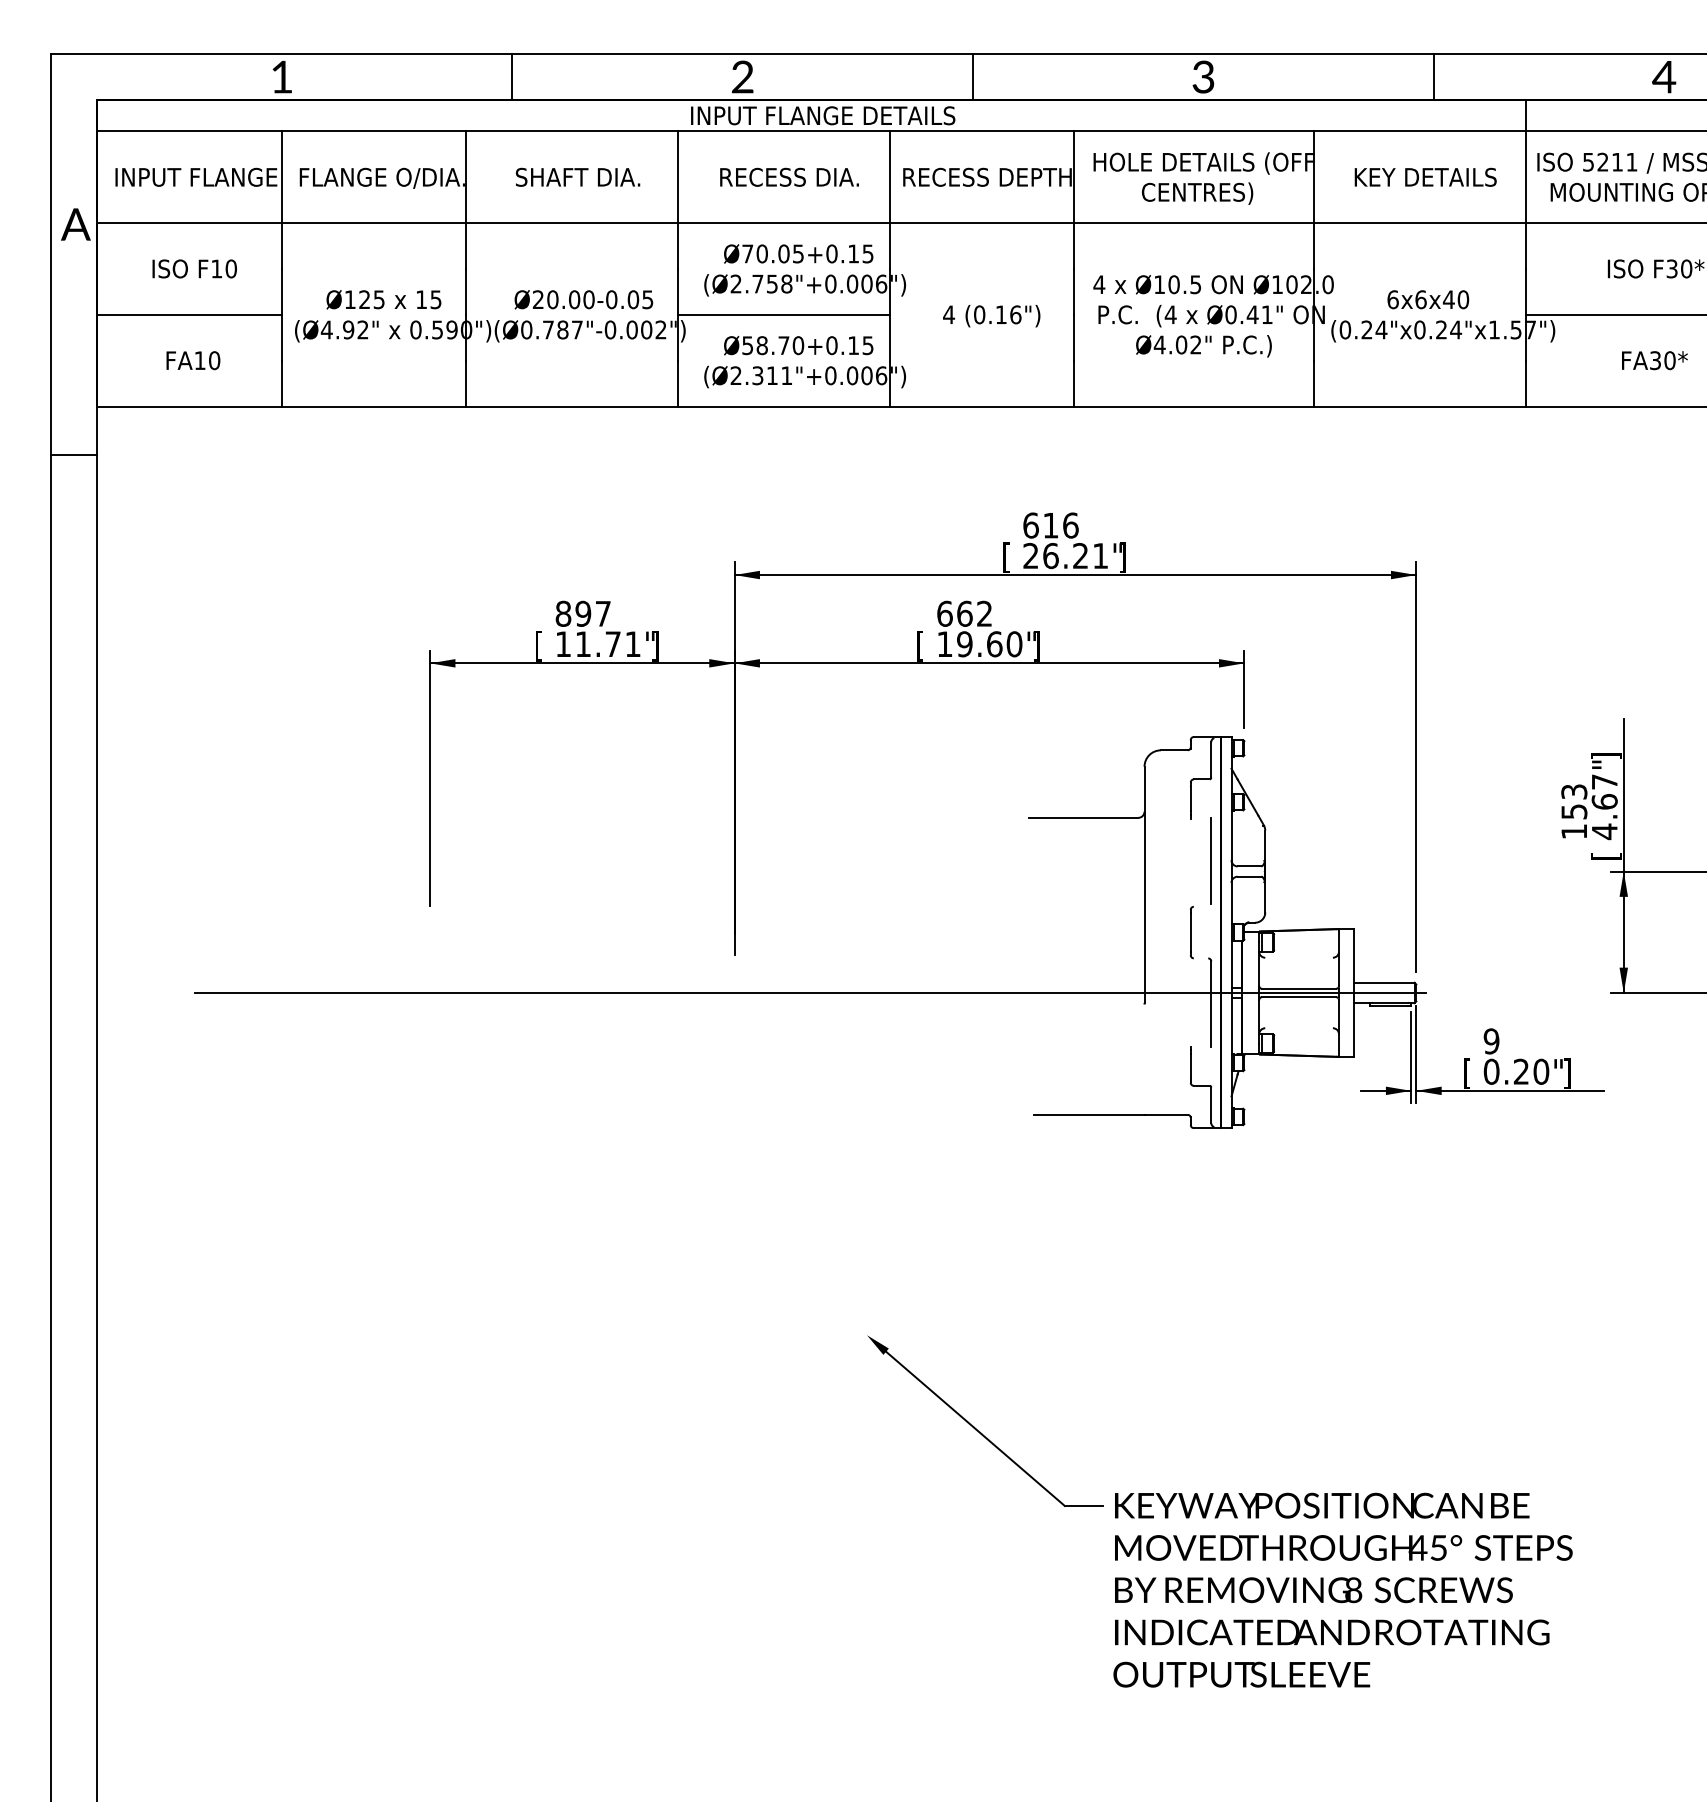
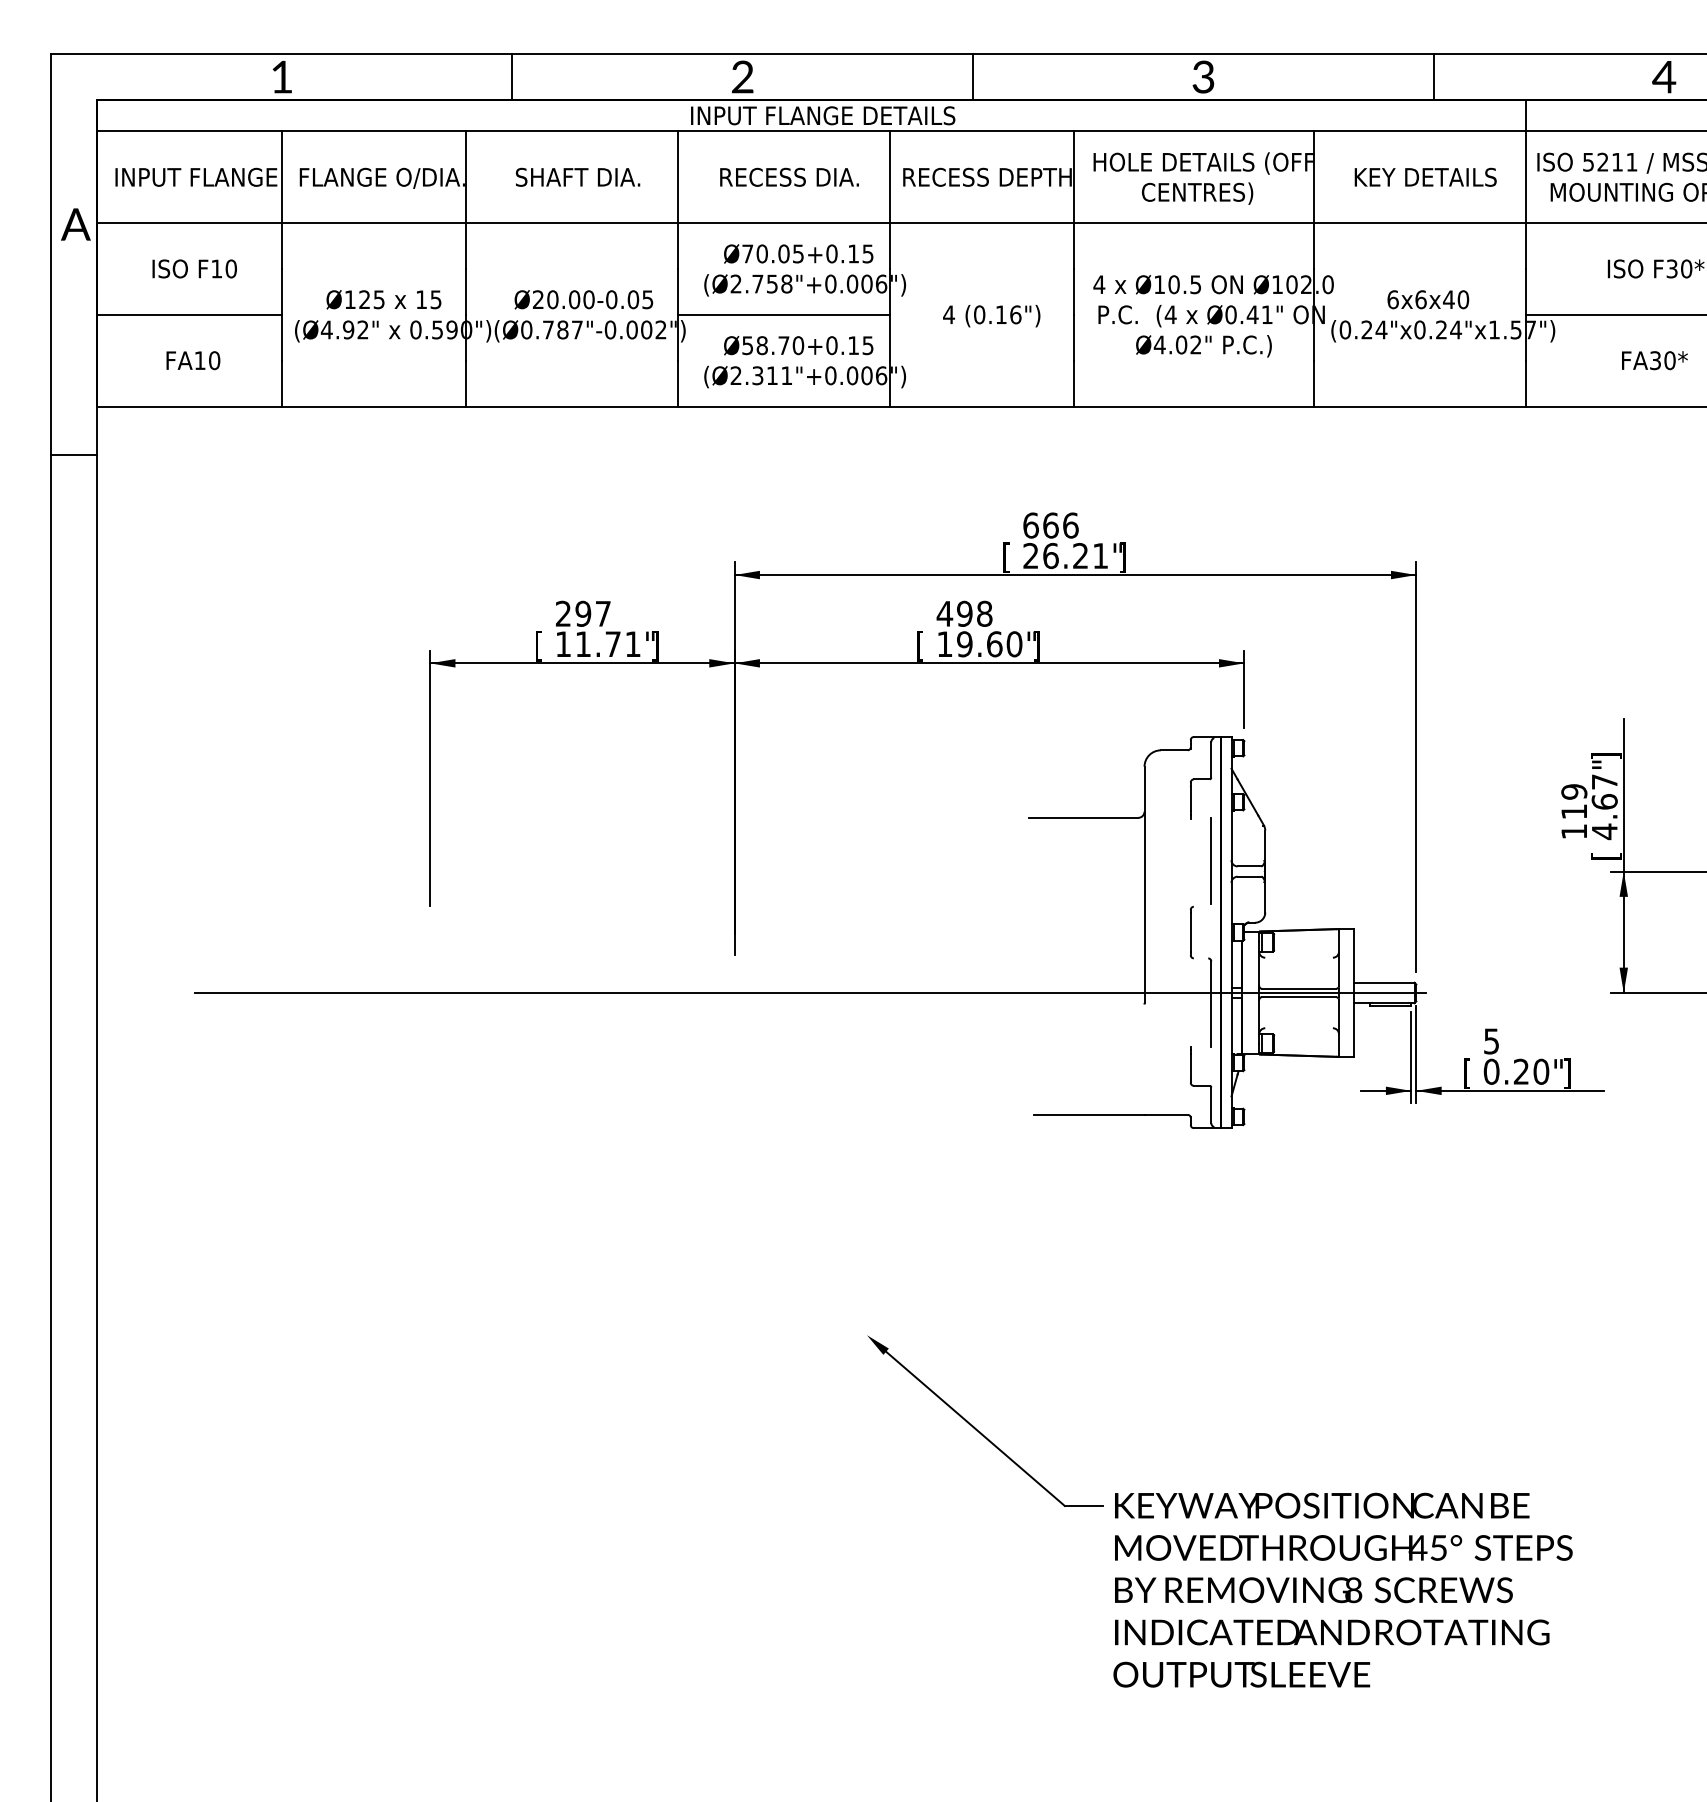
text: 616 -> 666 (1050, 525)
text: 897 -> 297 (563, 613)
text: 662 -> 498 (964, 613)
text: 153 -> 119 (1574, 801)
text: 9 -> 5 (1491, 1041)
